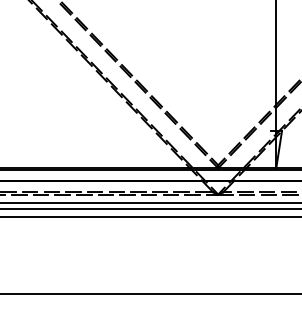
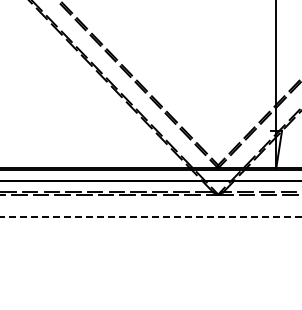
line: present -> none (150, 202)
line: present -> none (150, 208)
line: solid -> dashed (151, 217)
line: present -> none (150, 294)
